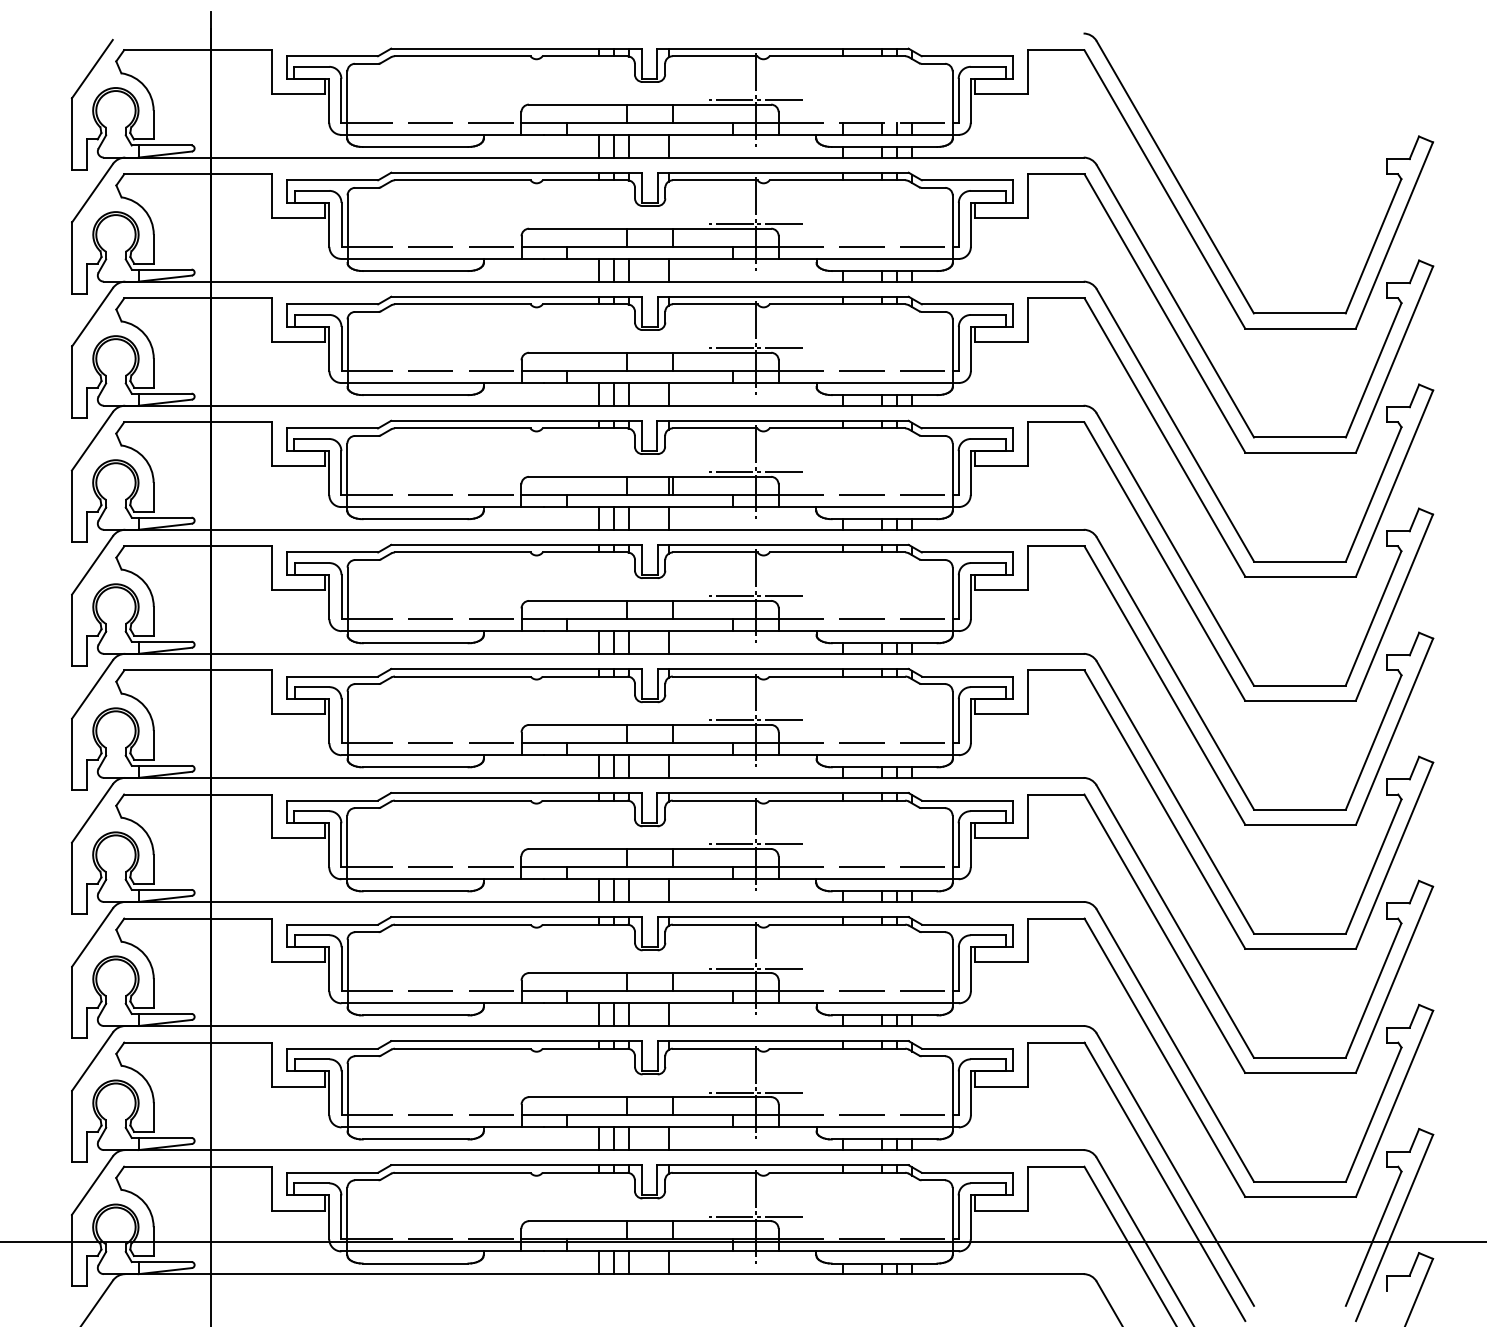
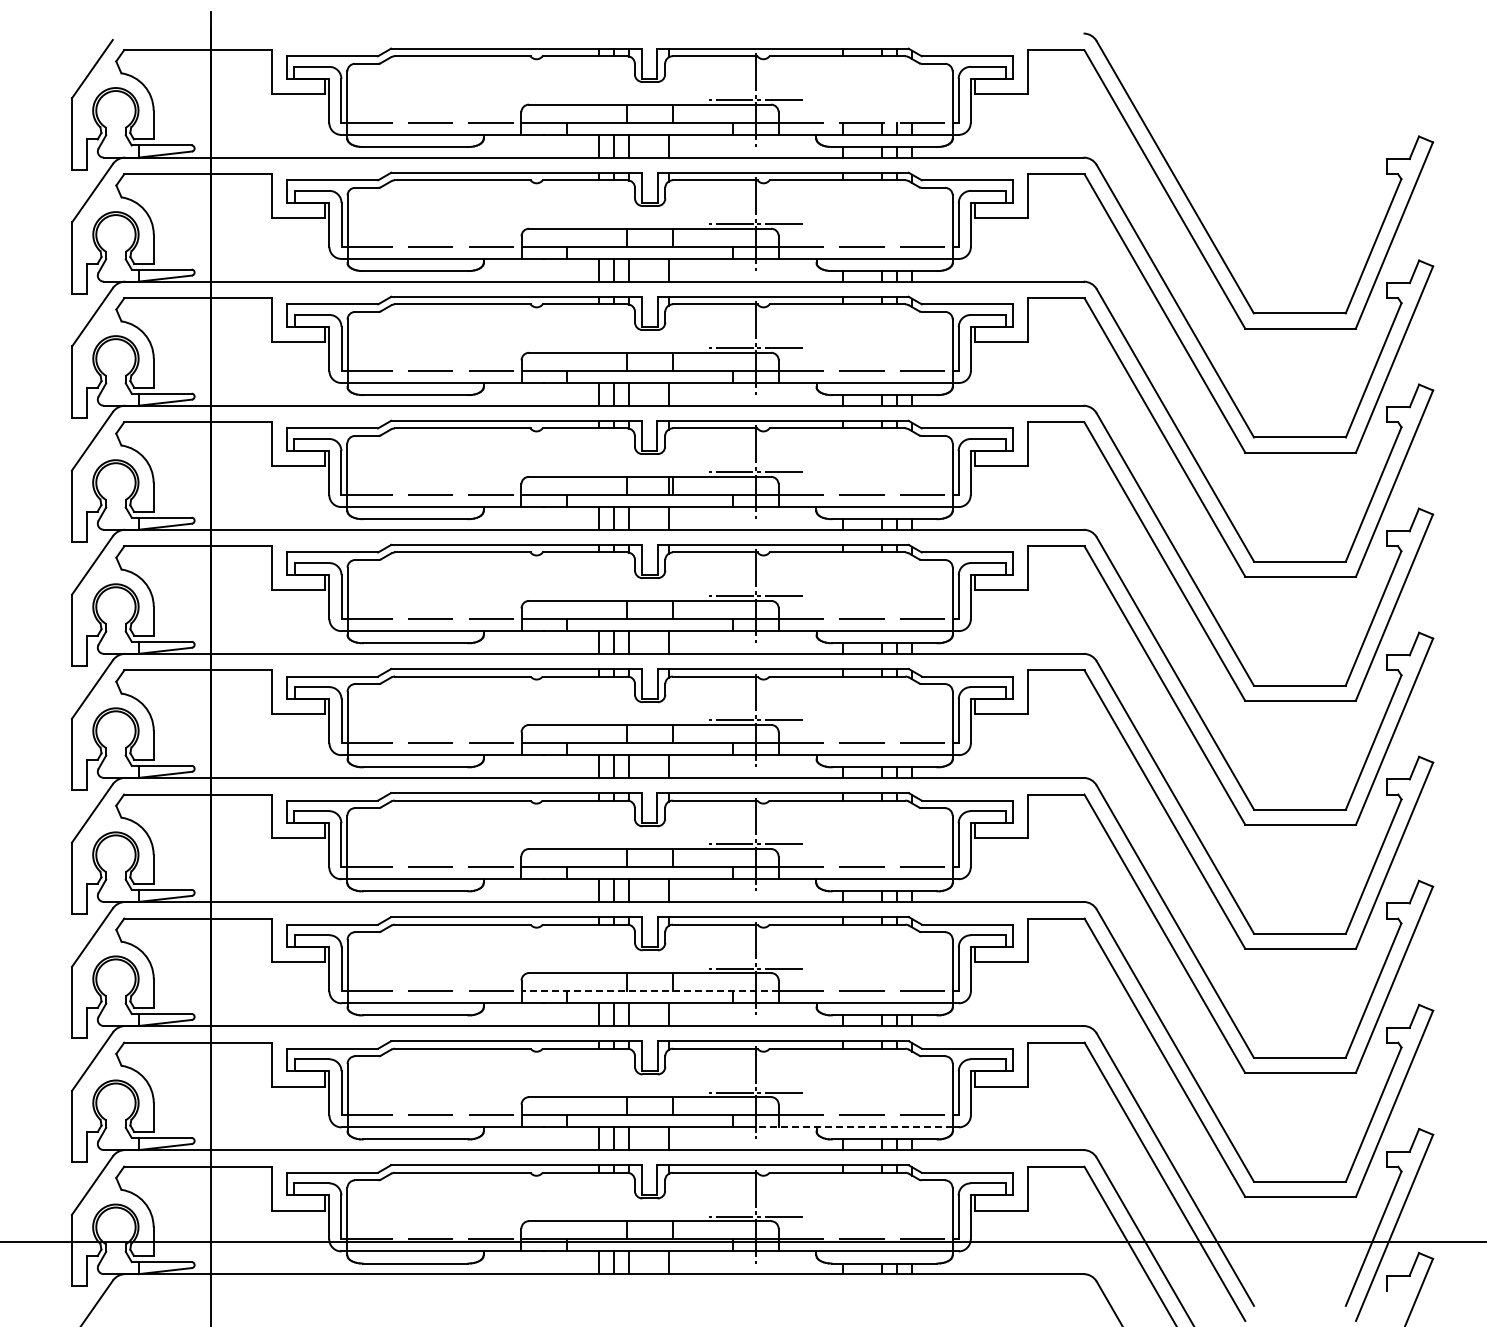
line: solid -> dashed (650, 991)
line: solid -> dashed (853, 1127)
